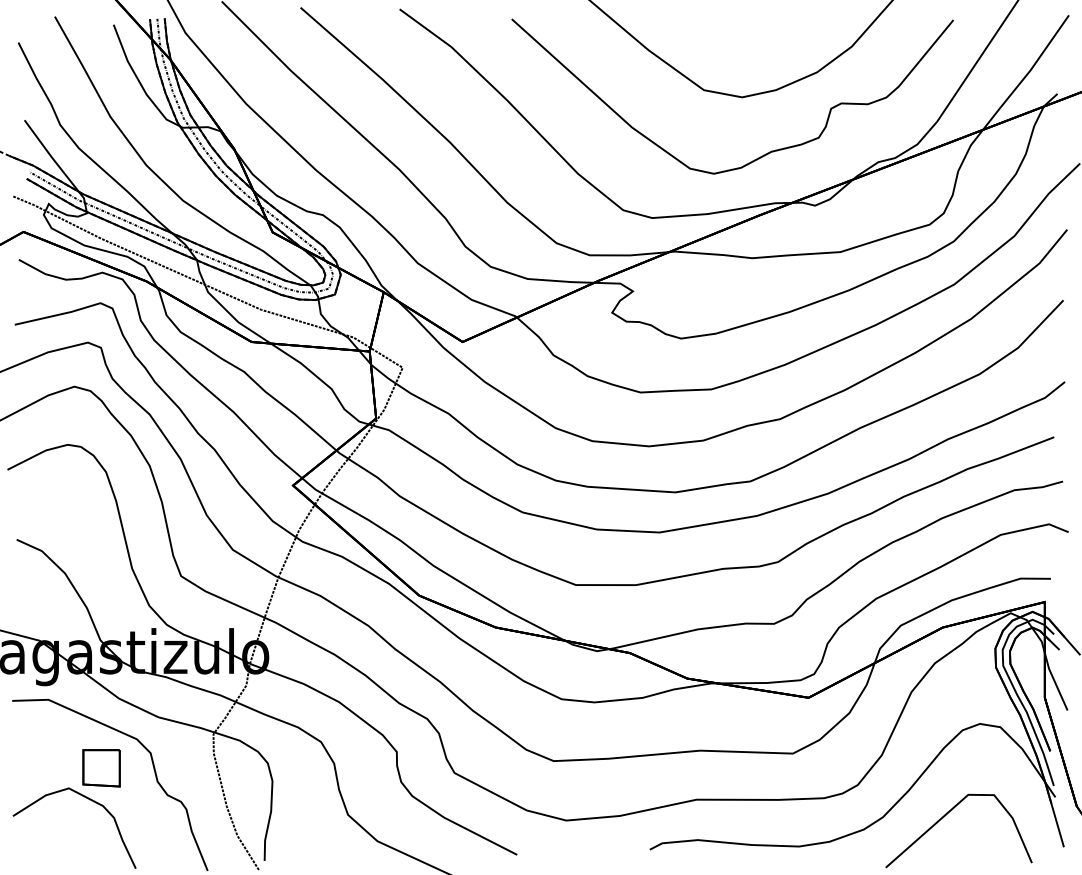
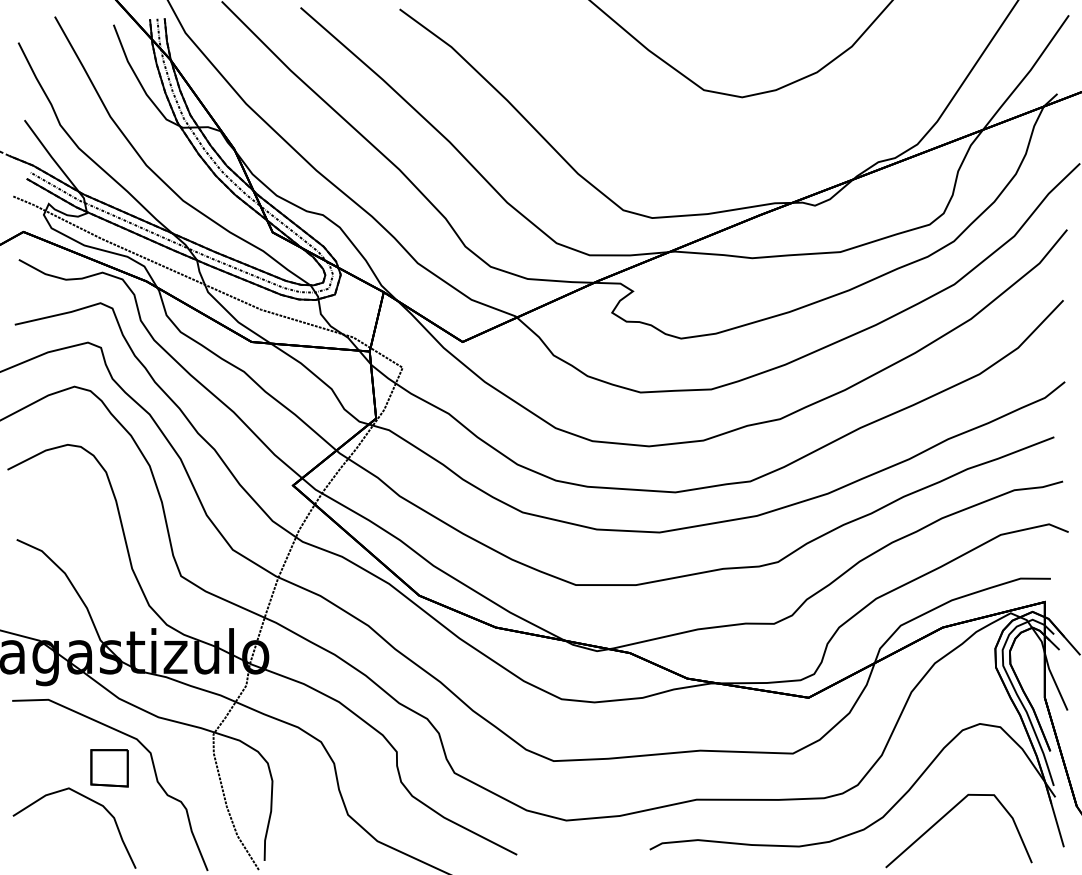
part: present -> none (763, 154)
part position: (101, 768) -> (109, 768) (109, 768)
